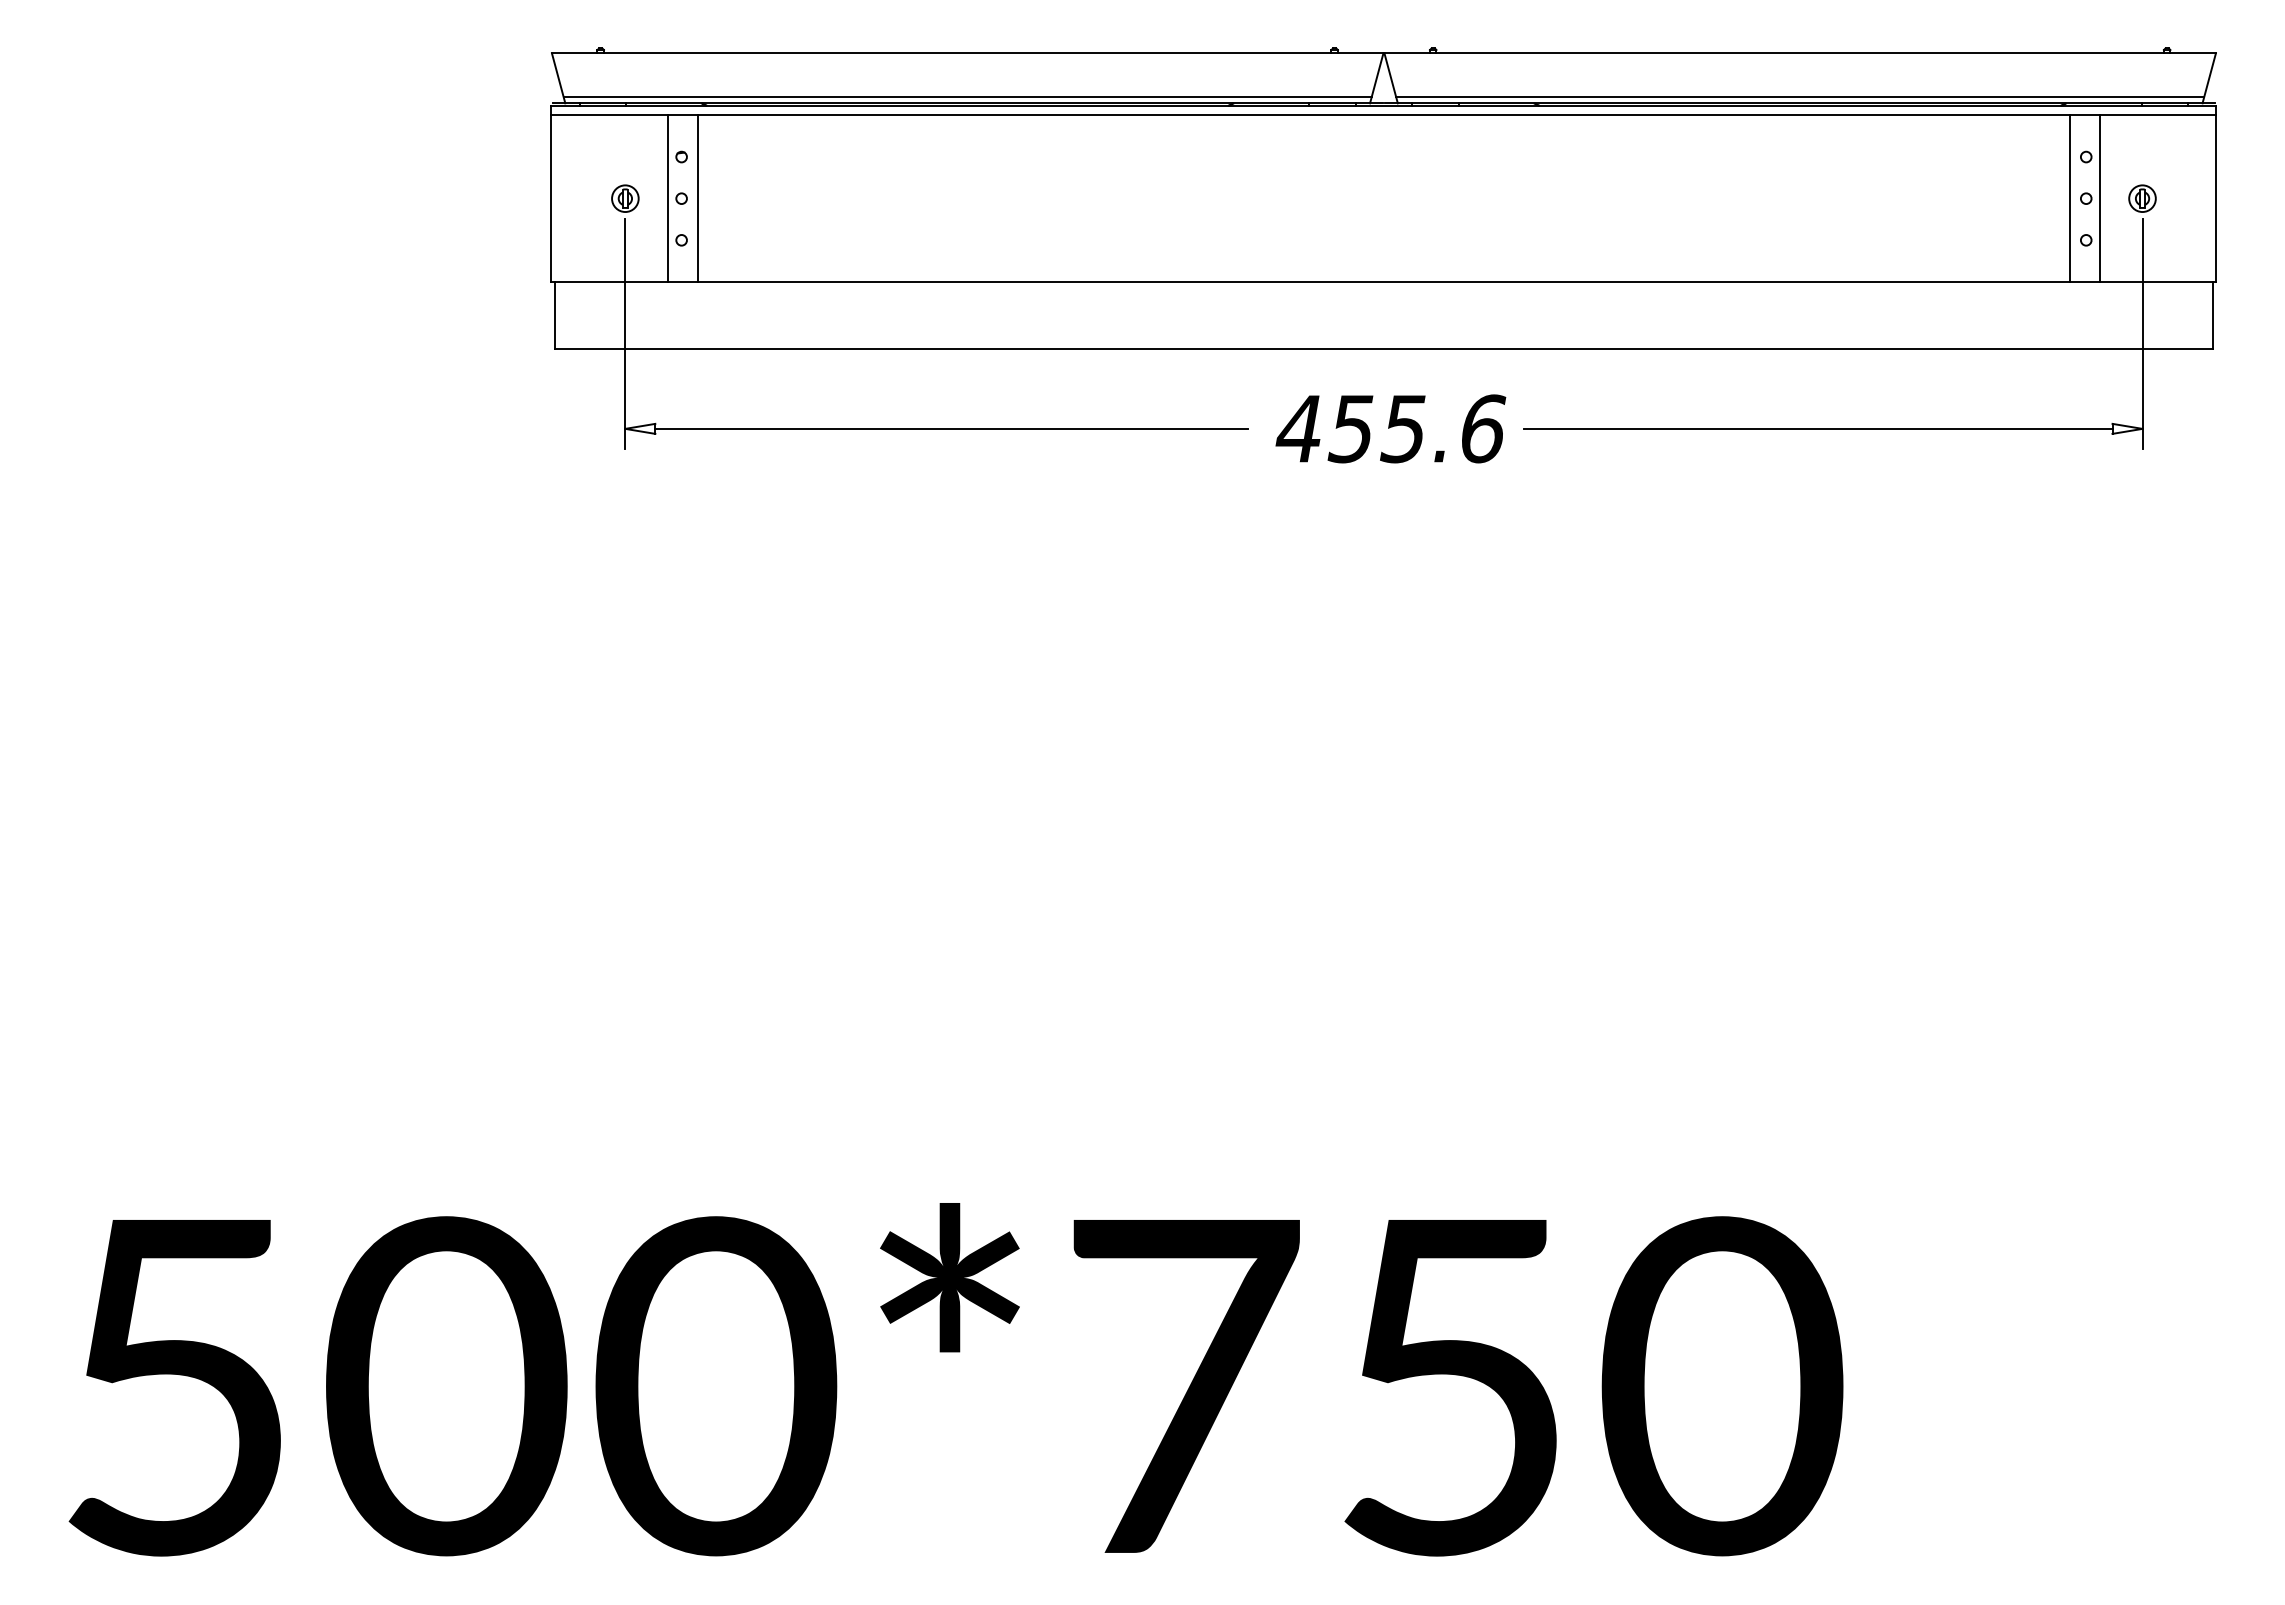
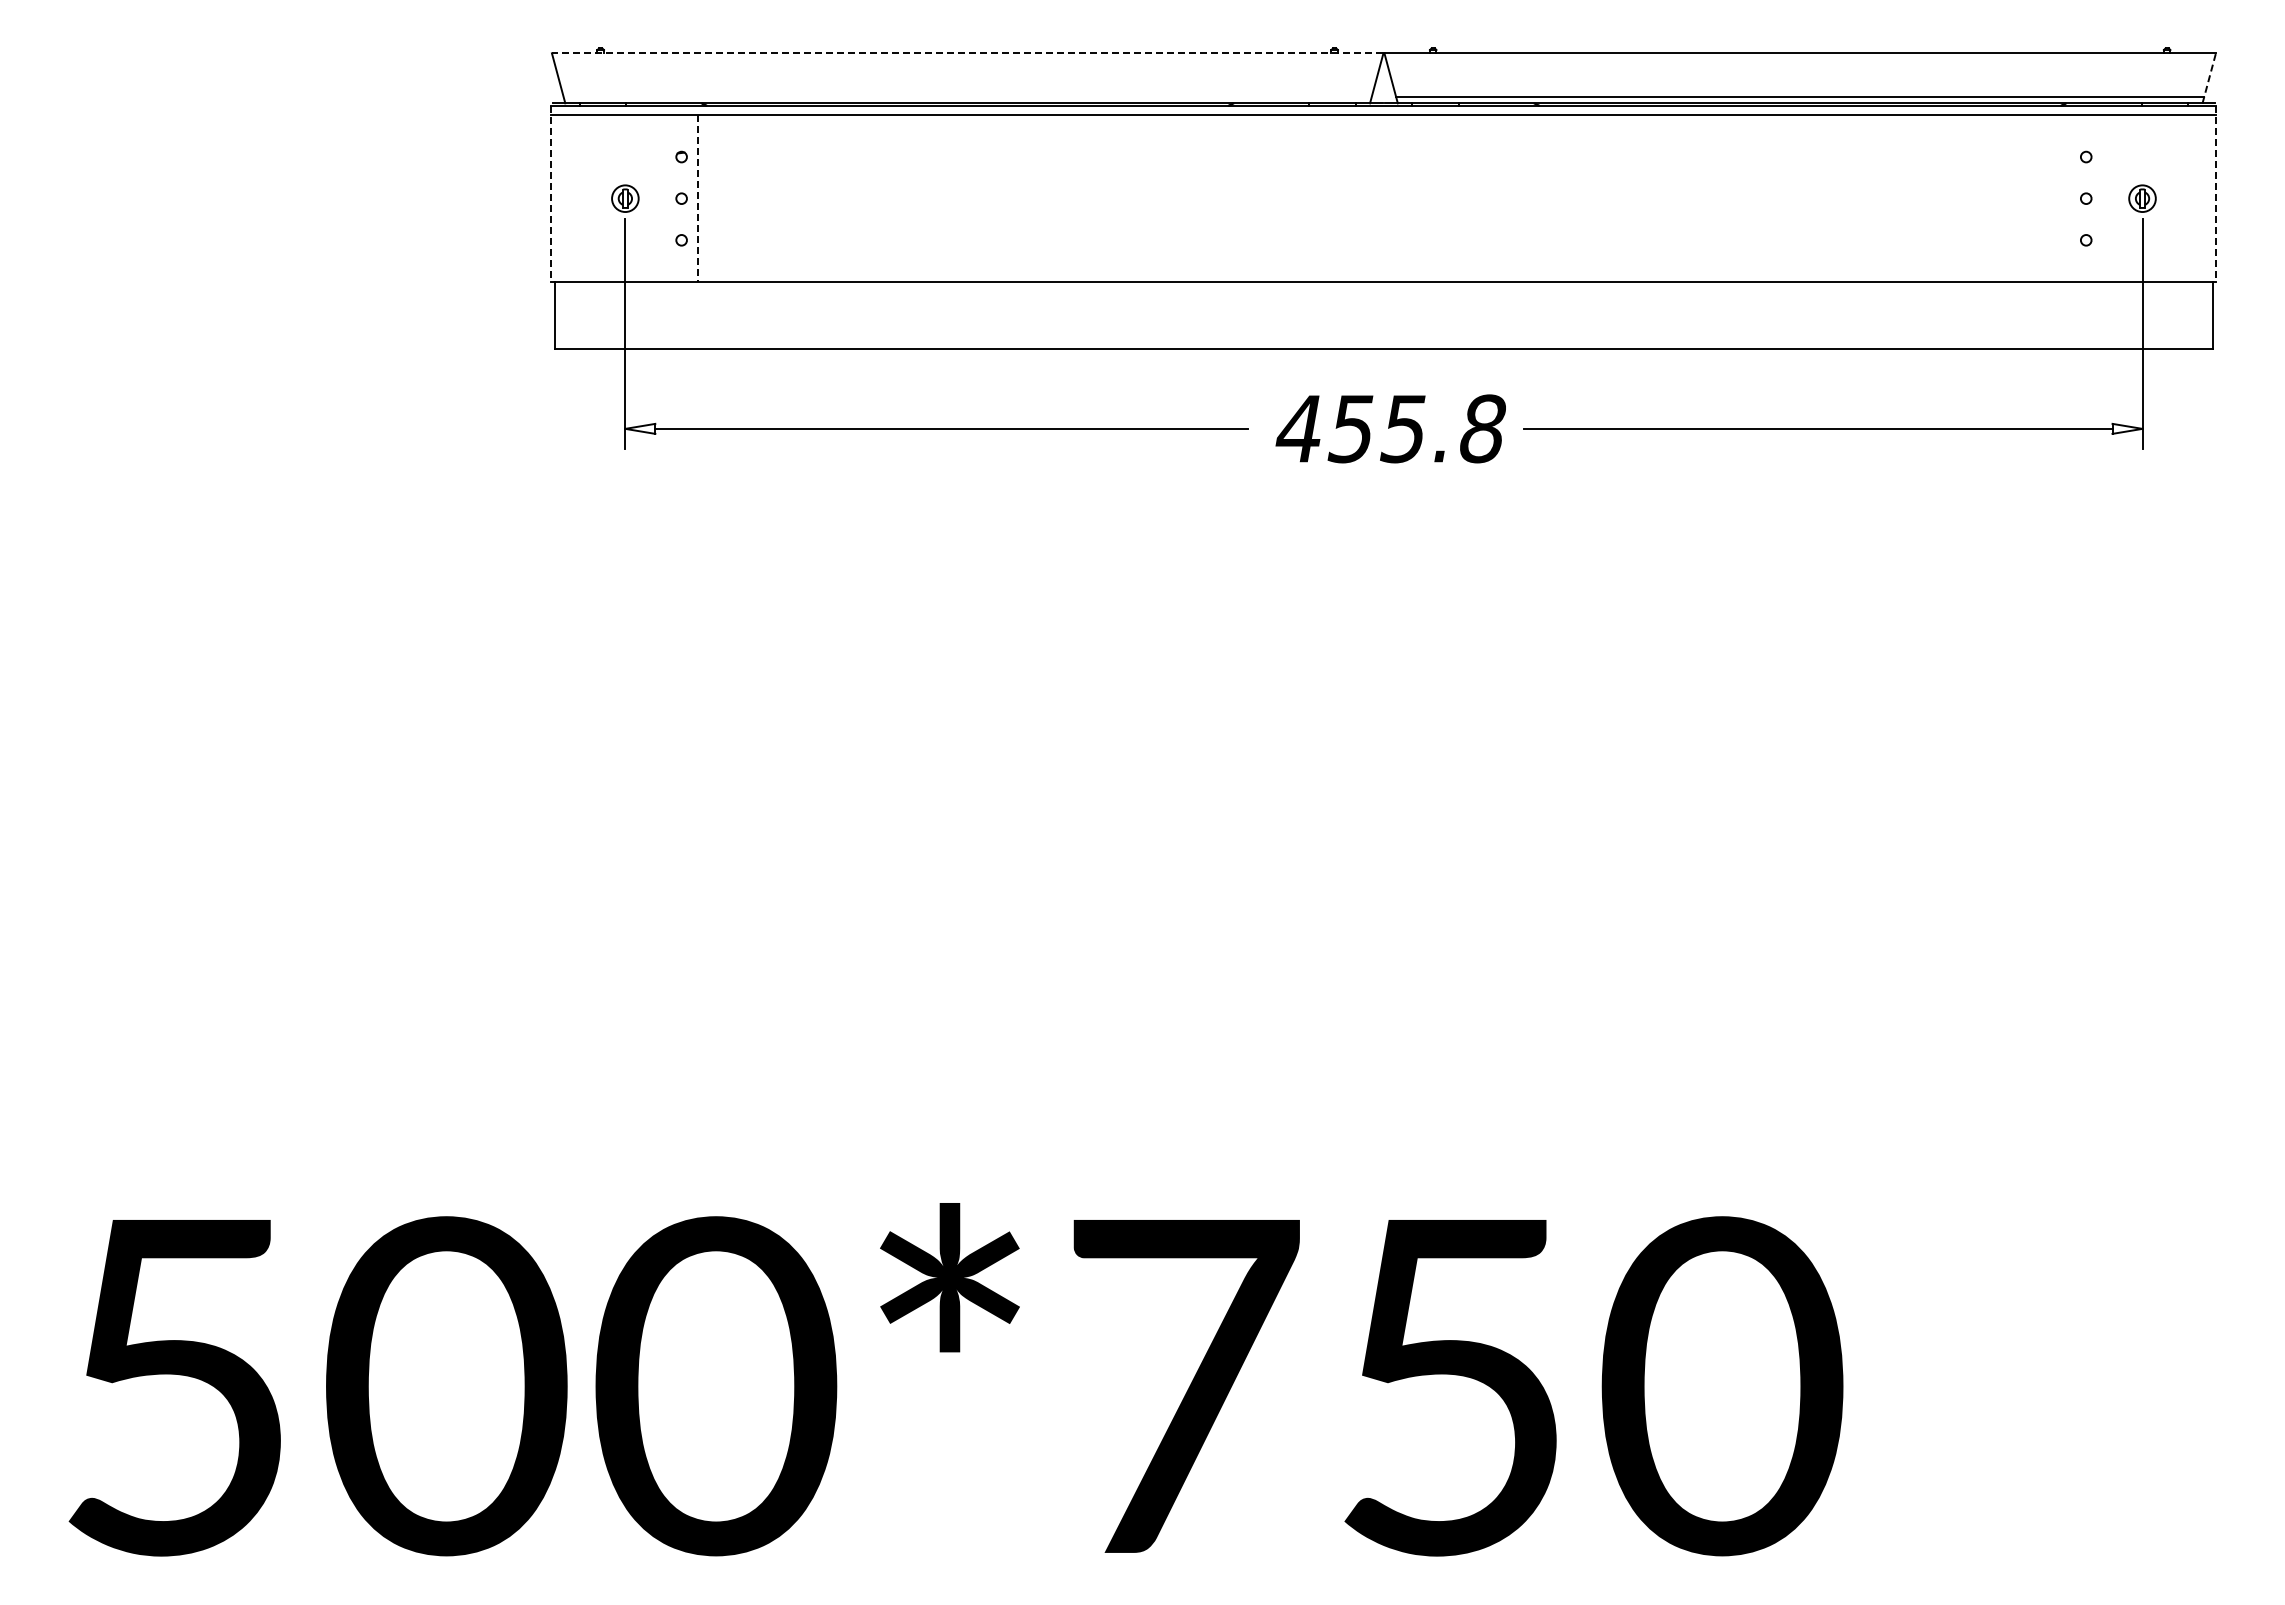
line: solid -> dashed (967, 53)
line: solid -> dashed (2209, 78)
line: present -> none (967, 96)
line: solid -> dashed (551, 194)
line: solid -> dashed (2216, 194)
line: present -> none (668, 198)
line: solid -> dashed (698, 198)
line: present -> none (2069, 198)
line: present -> none (2099, 198)
text: 455.6 -> 455.8 (1483, 428)
